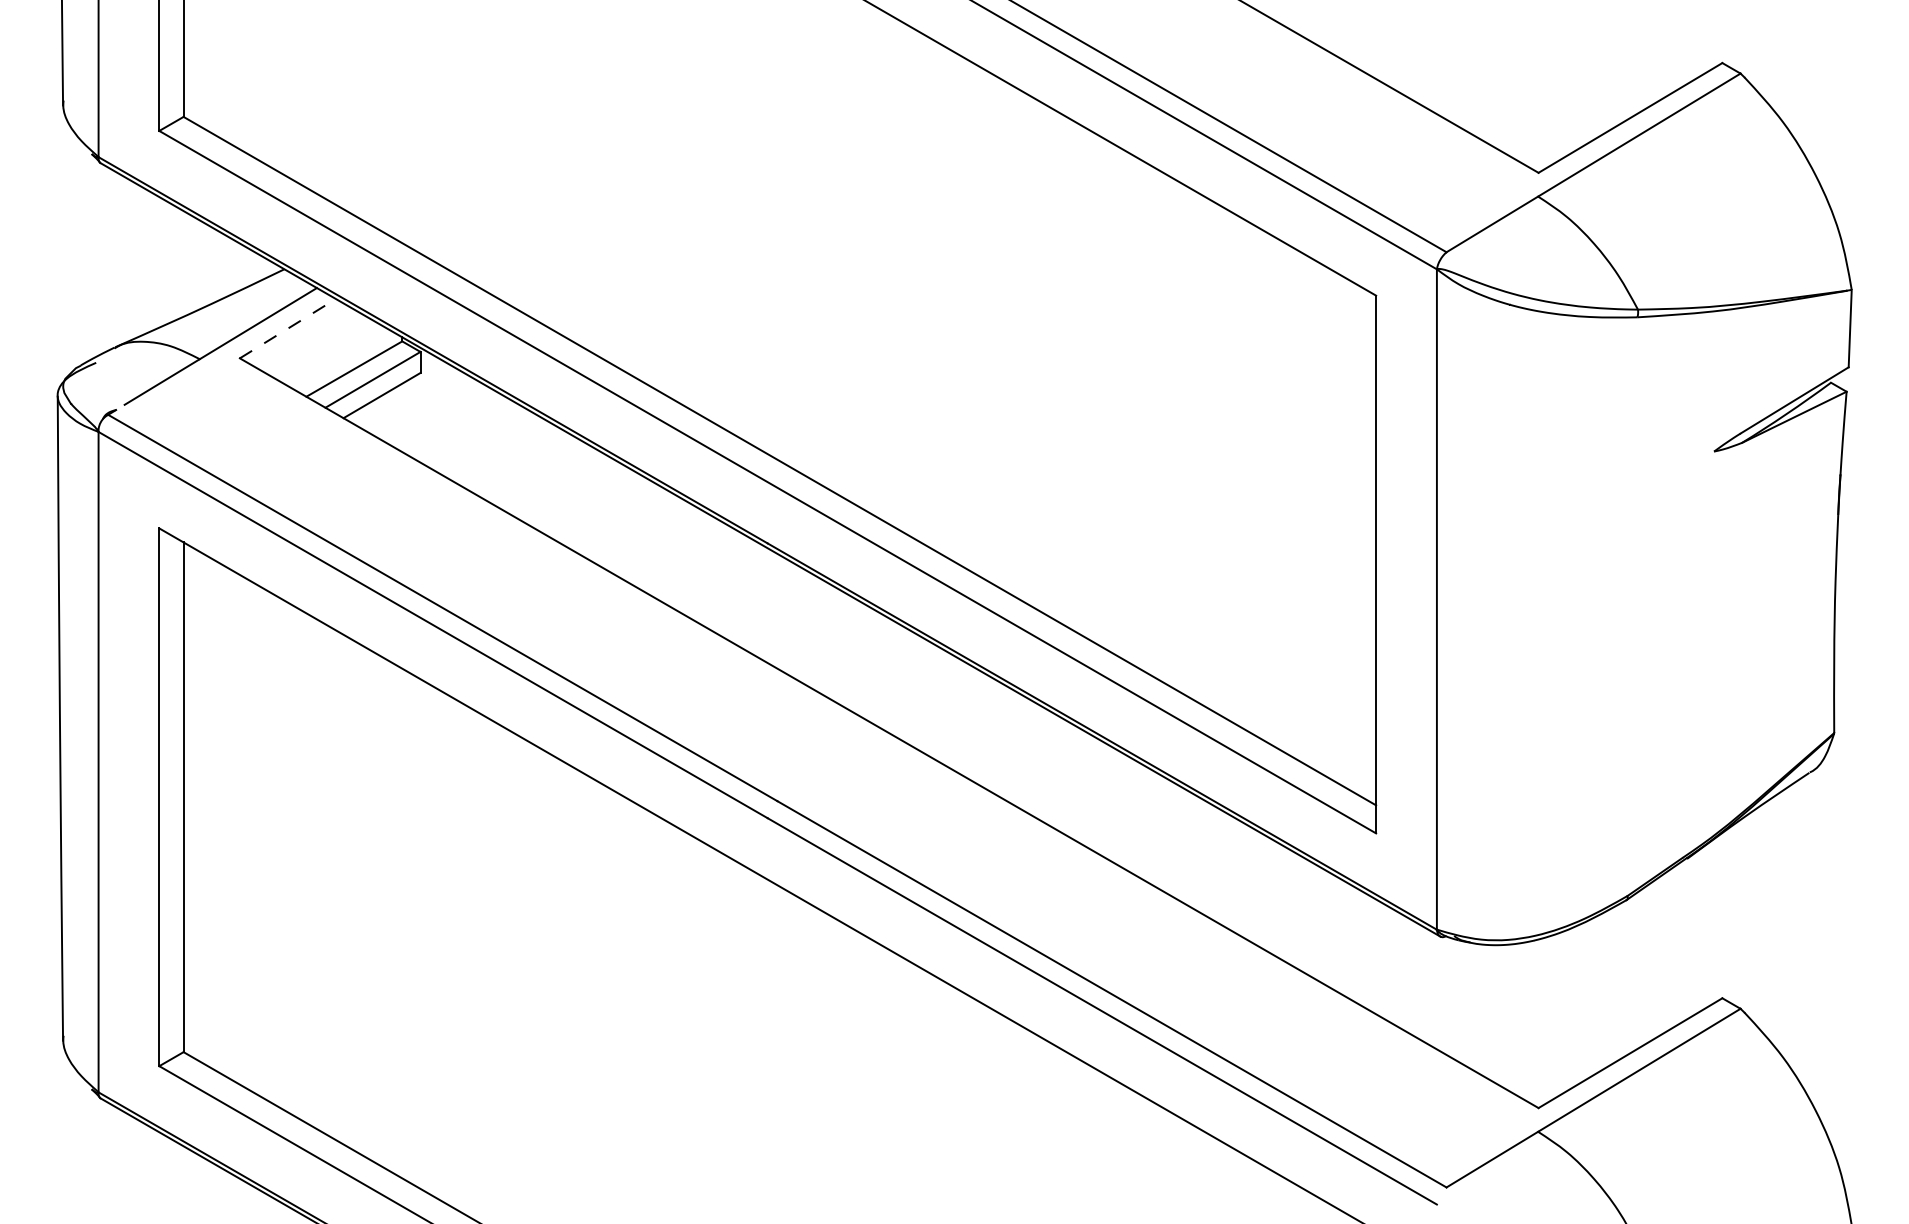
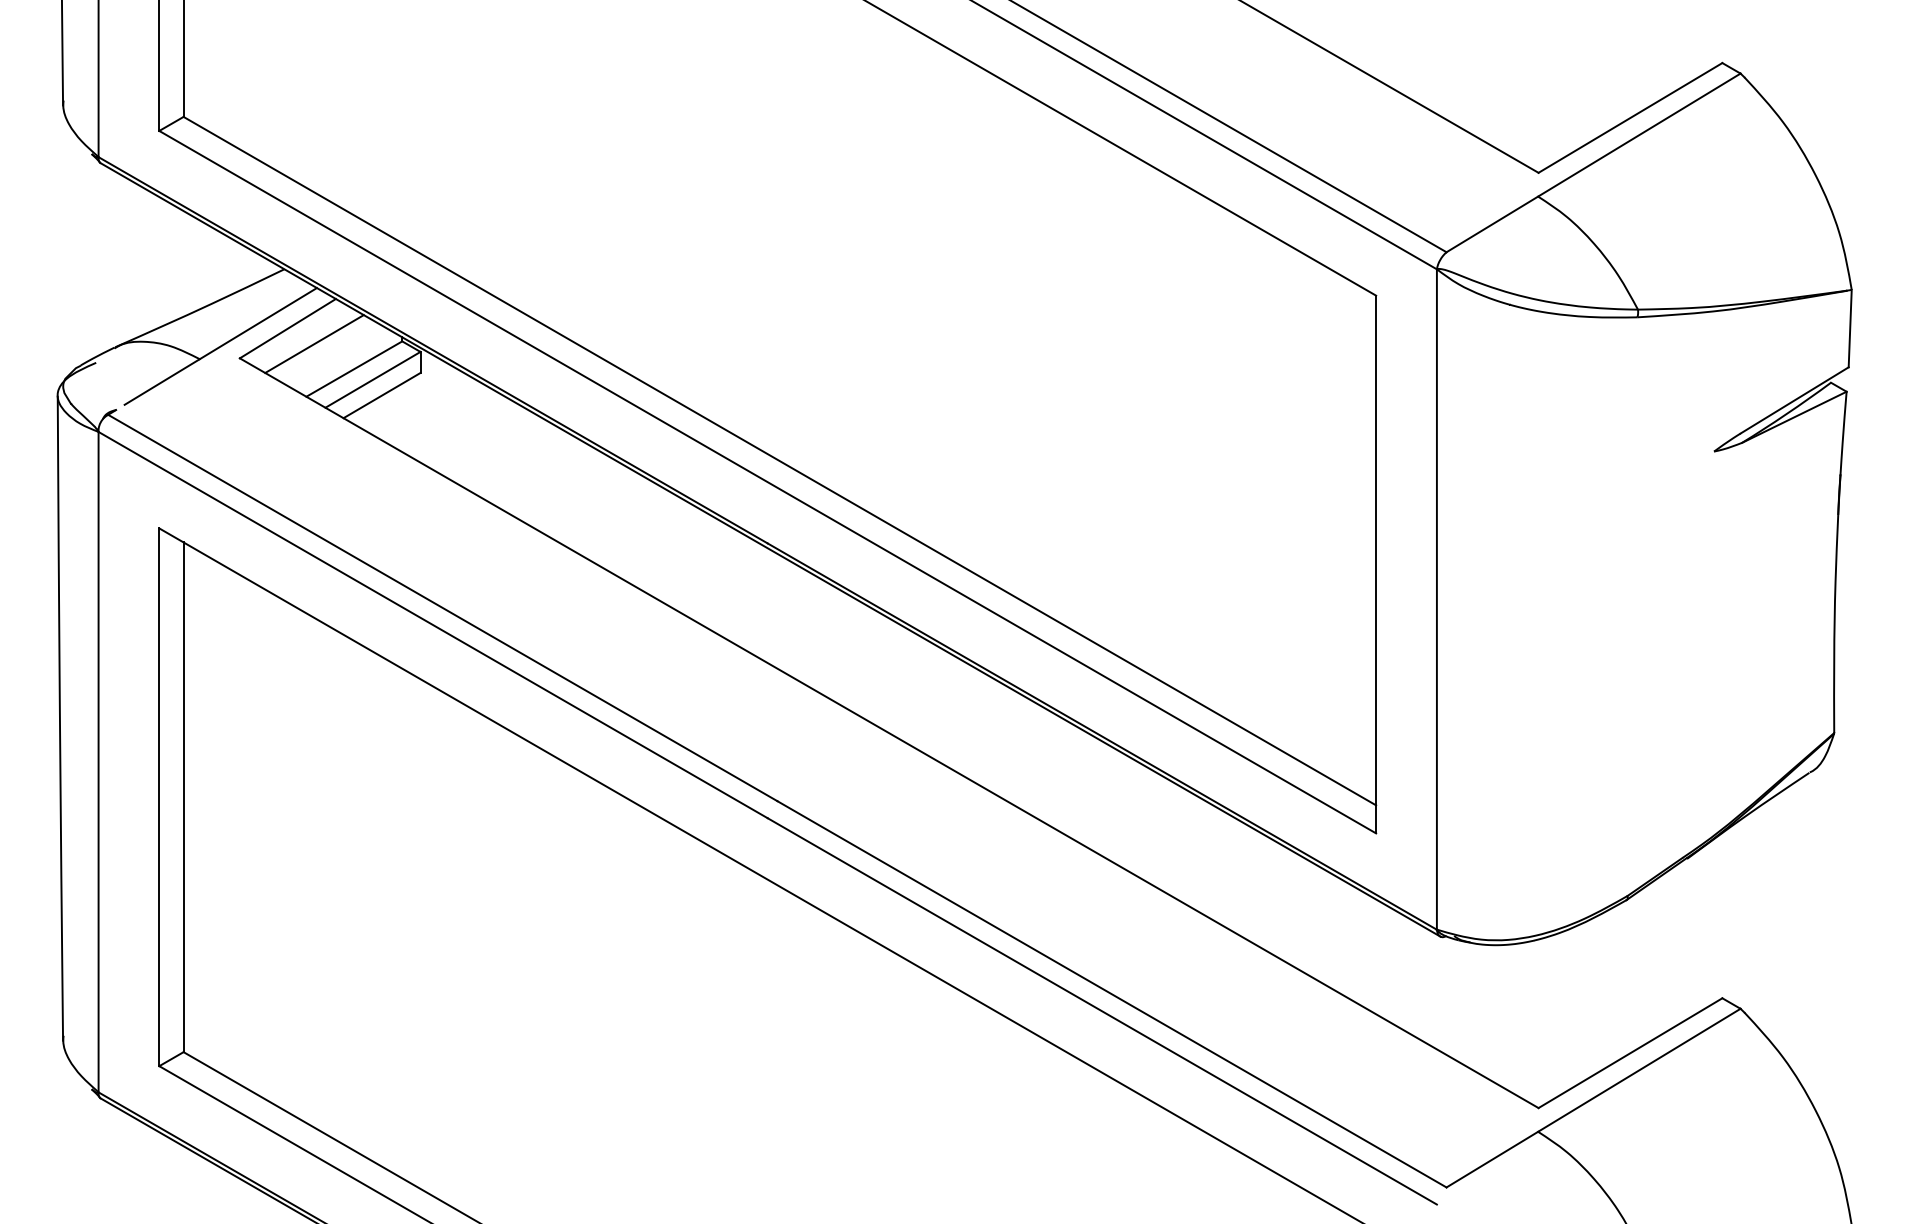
line: dashed -> solid (288, 328)
line: none -> present (314, 343)
